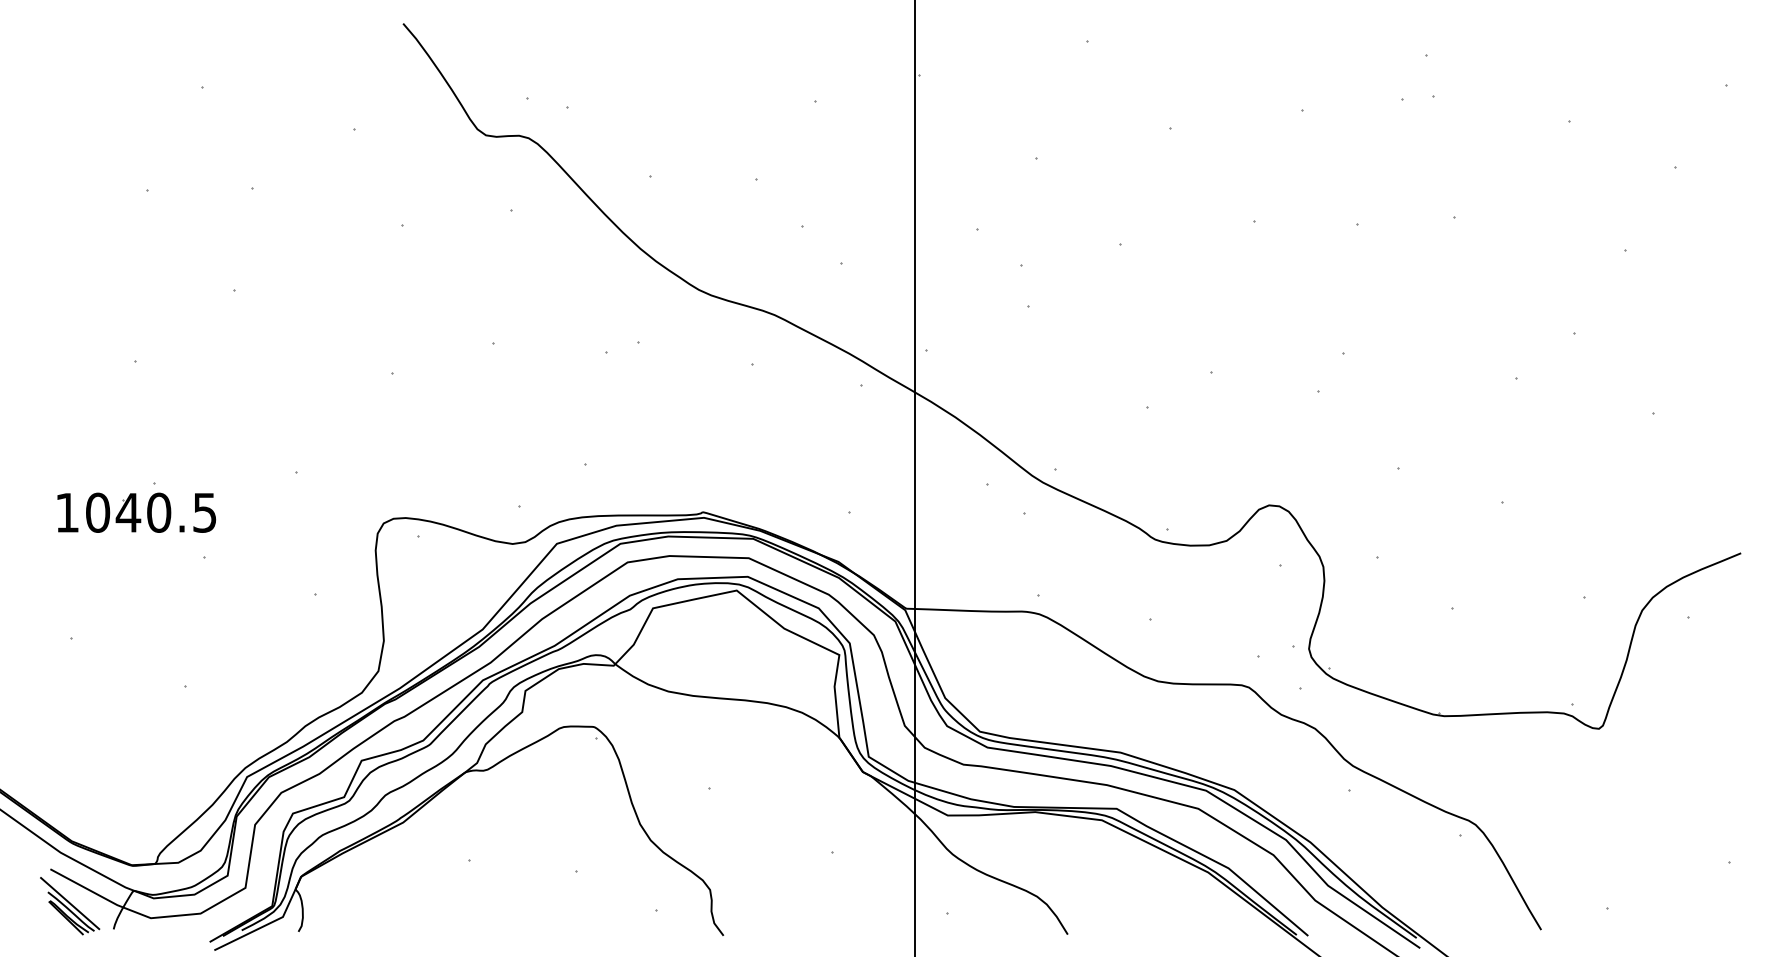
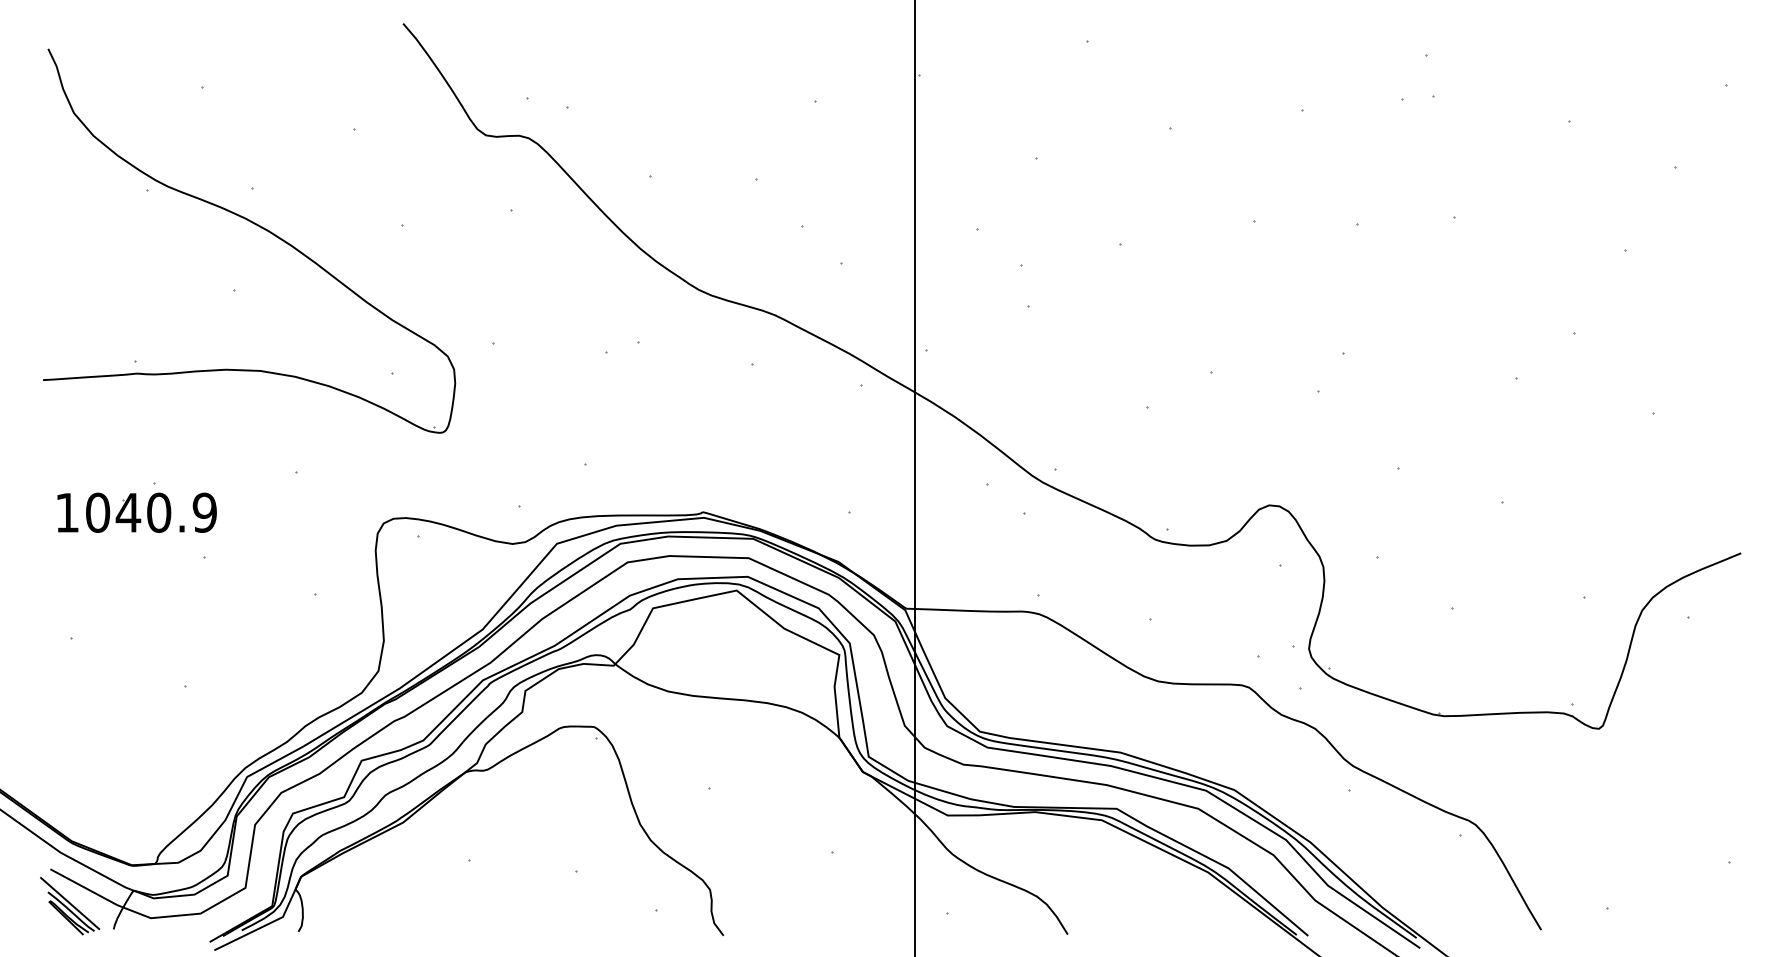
part: none -> present (257, 226)
text: 1040.5 -> 1040.9 (204, 512)
